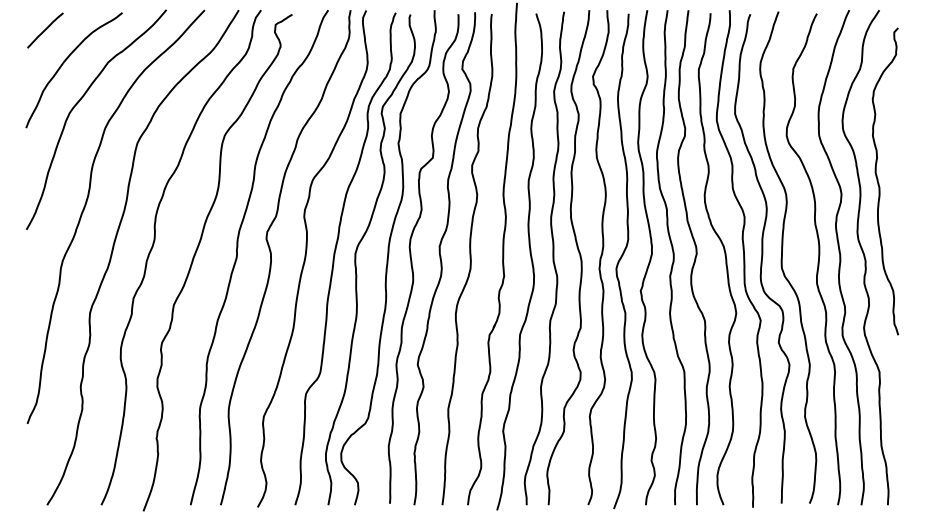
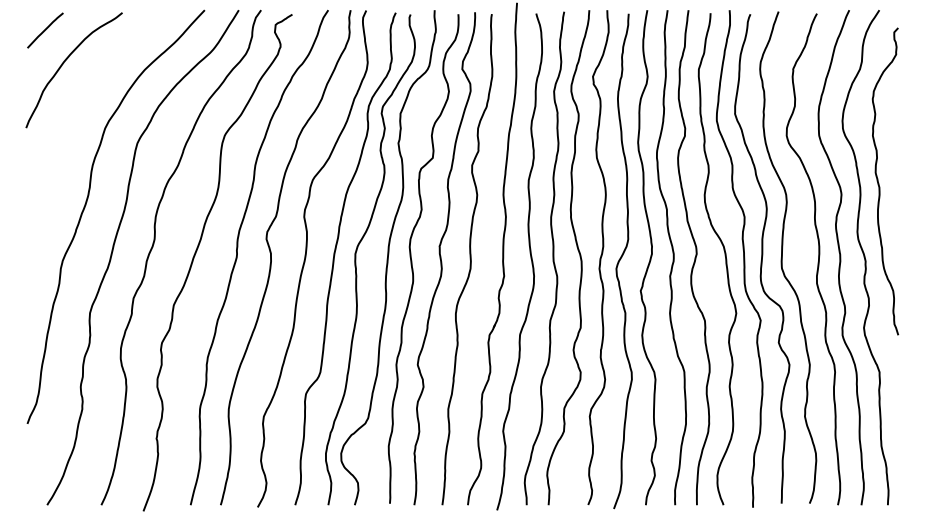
curve: present -> none (79, 102)
